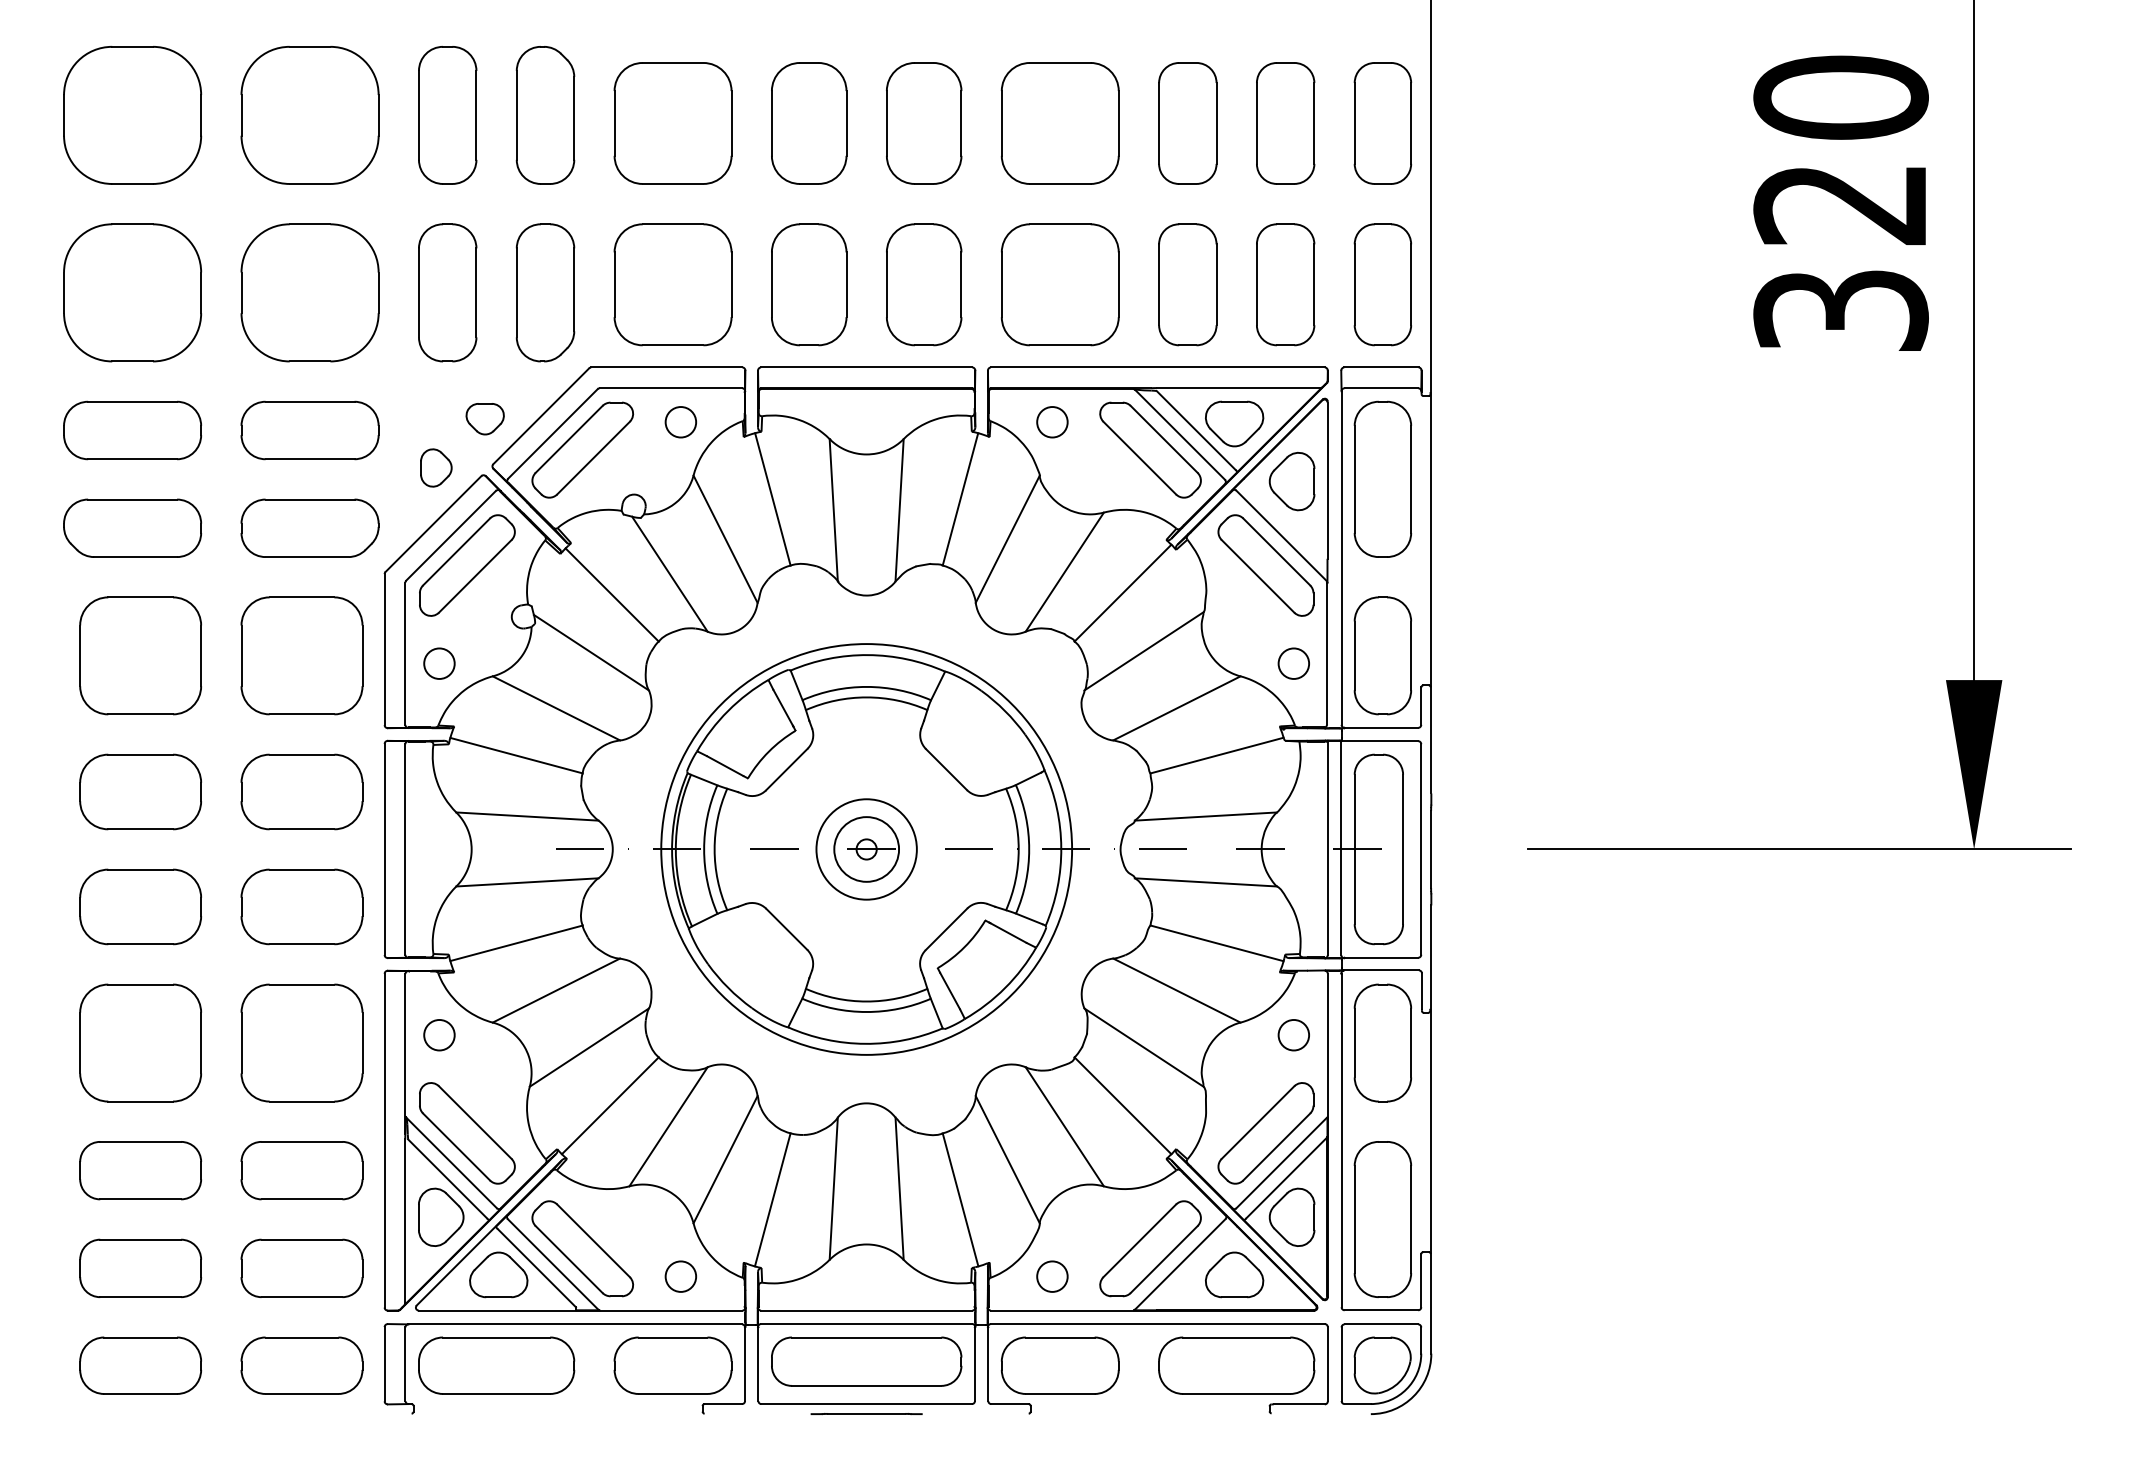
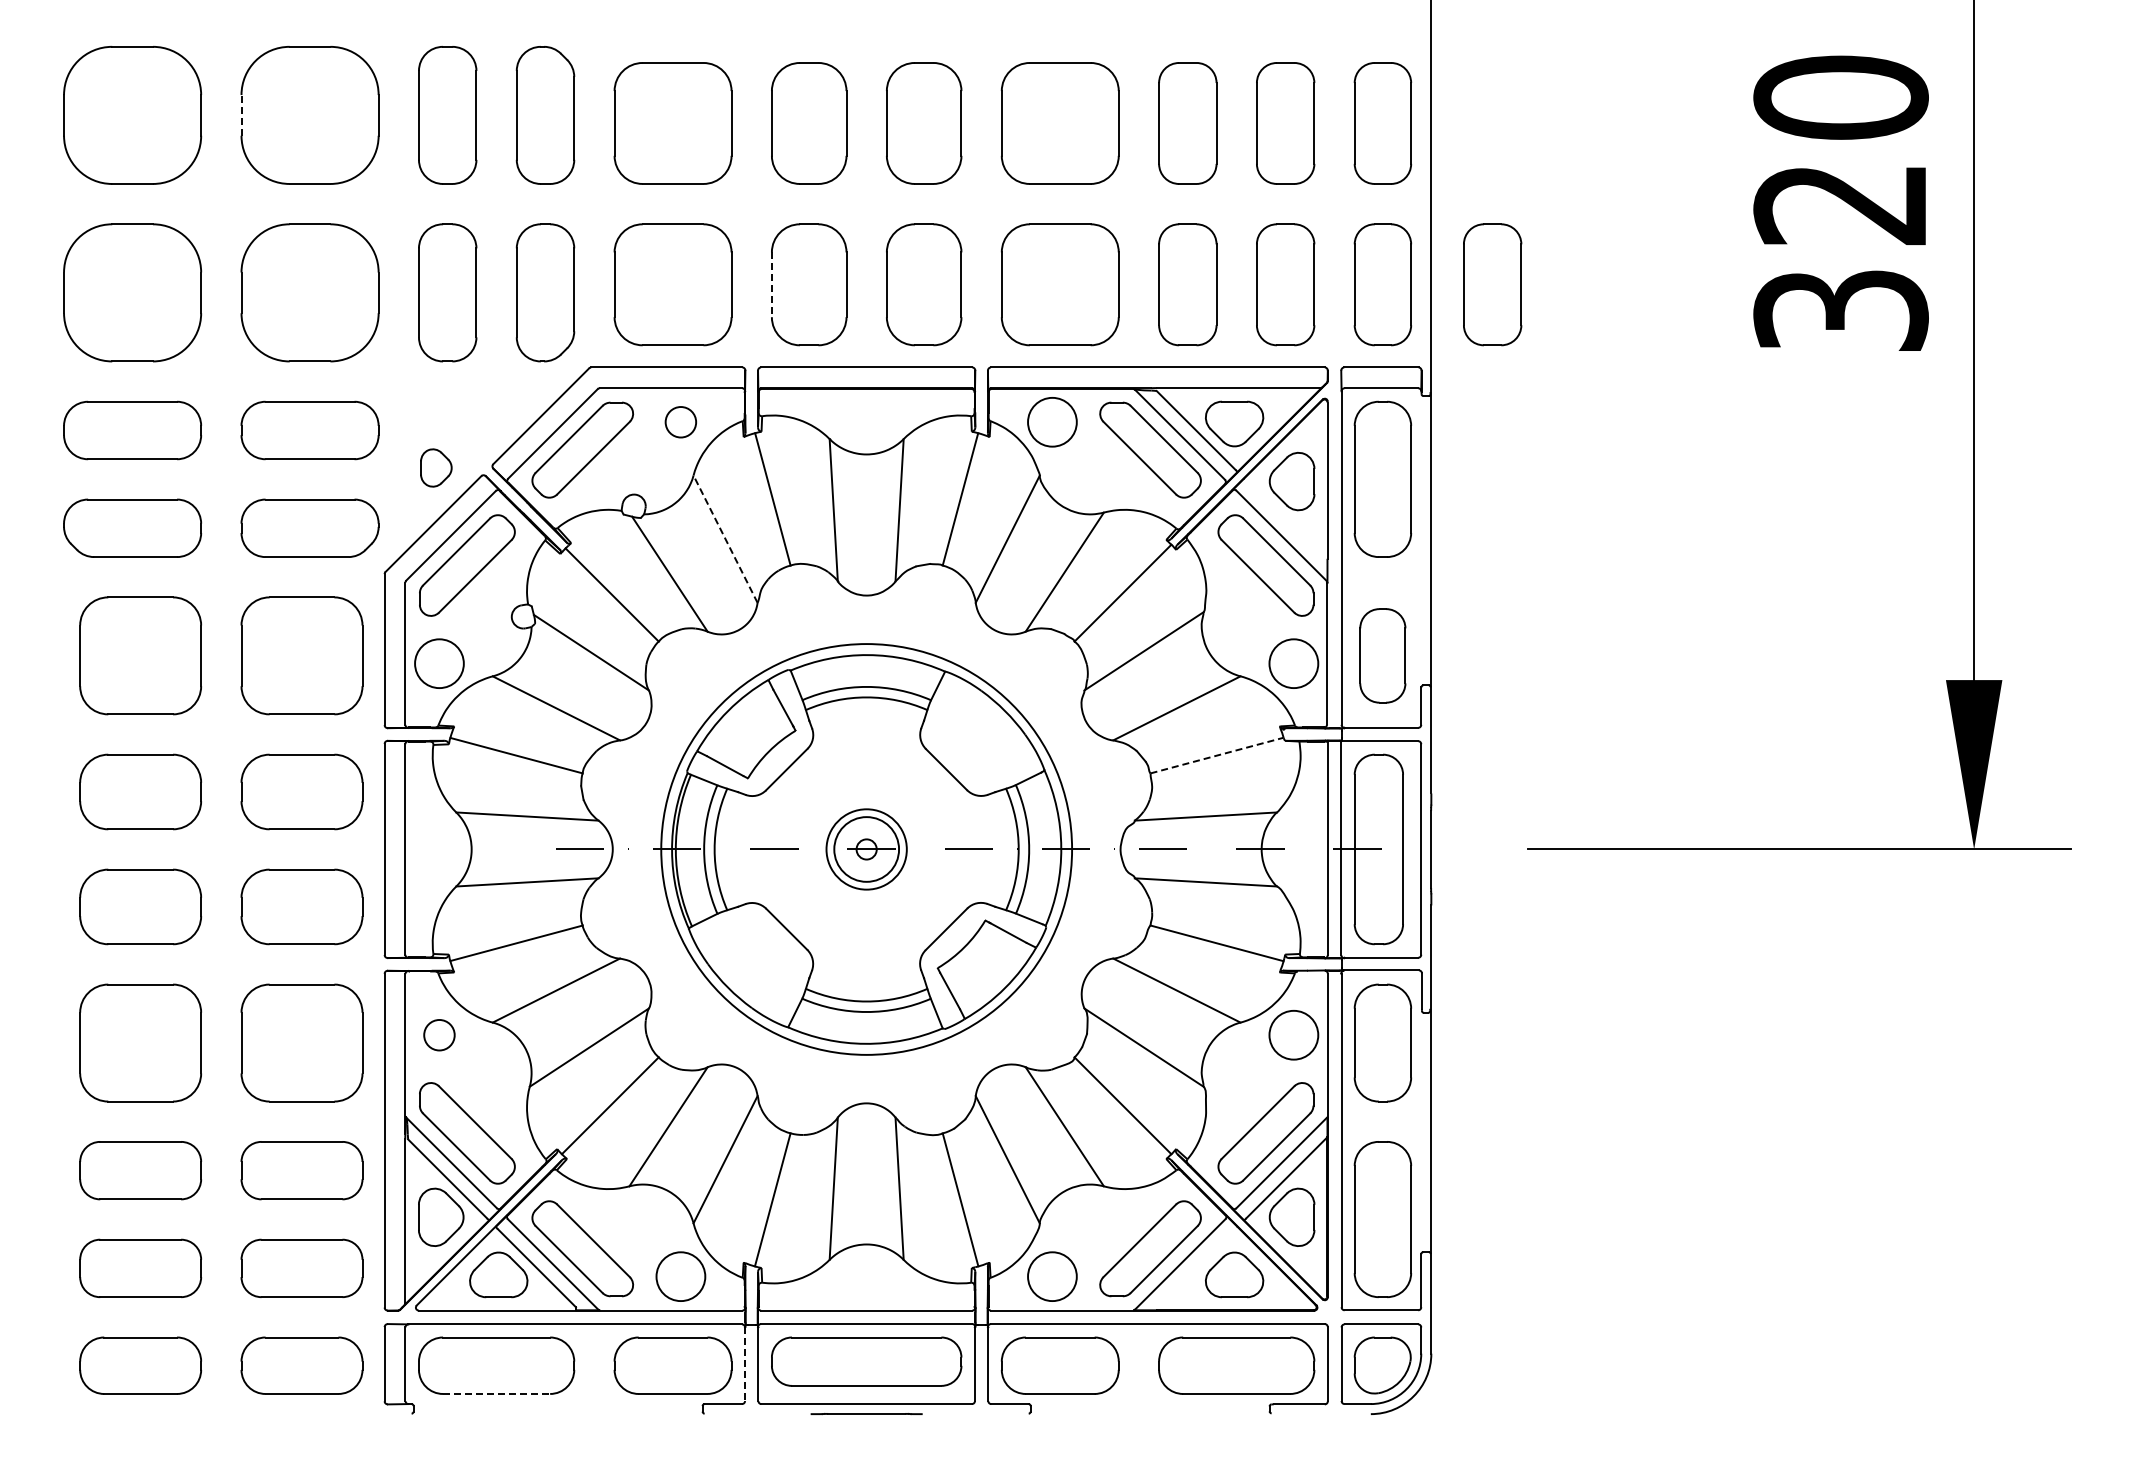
line: solid -> dashed (241, 114)
part: none -> present (1492, 284)
line: solid -> dashed (771, 285)
part: present -> none (484, 419)
circle diameter: 30 px -> 49 px (1052, 421)
line: solid -> dashed (725, 538)
part size: 59x120 px -> 48x96 px (1382, 655)
circle diameter: 30 px -> 49 px (439, 663)
circle diameter: 30 px -> 49 px (1293, 663)
line: solid -> dashed (1217, 755)
circle diameter: 100 px -> 80 px (866, 849)
circle diameter: 30 px -> 49 px (1293, 1034)
circle diameter: 30 px -> 49 px (680, 1276)
circle diameter: 30 px -> 49 px (1052, 1276)
line: solid -> dashed (745, 1364)
line: solid -> dashed (496, 1393)
